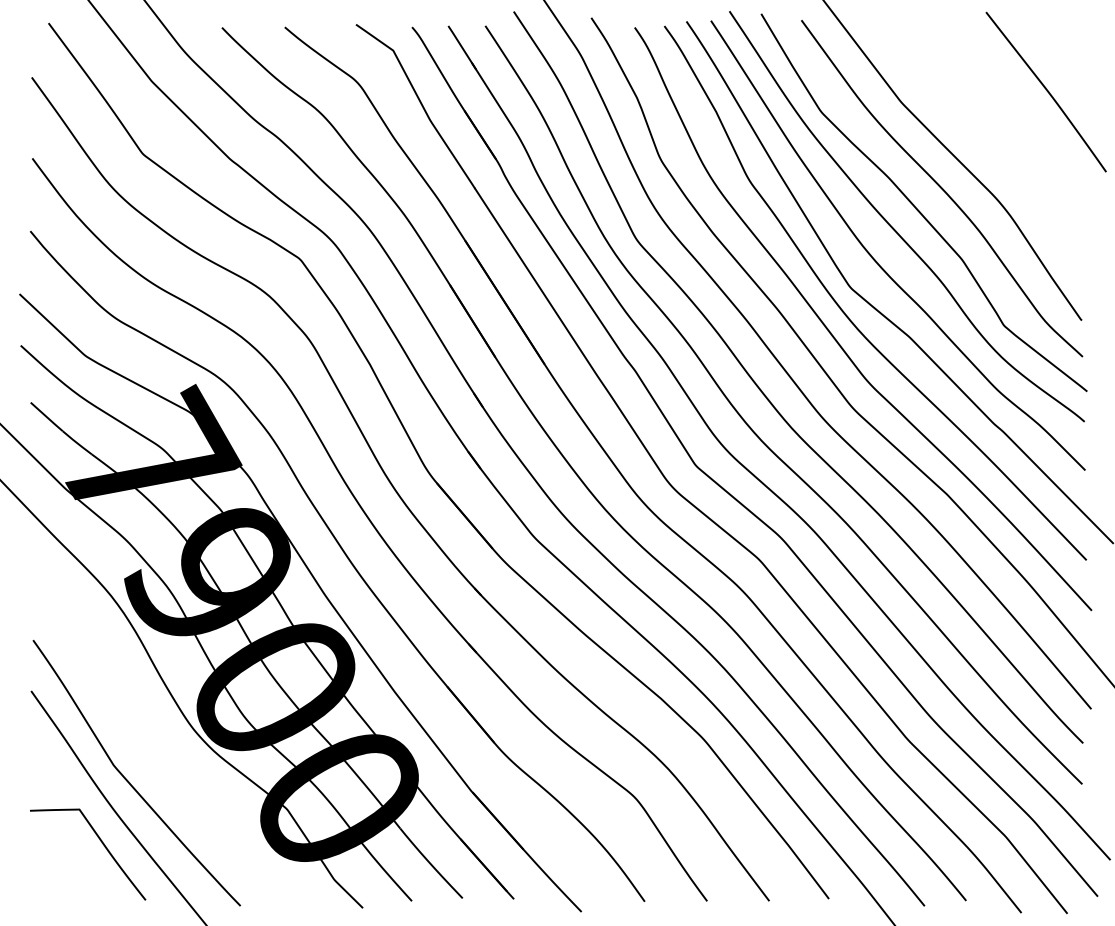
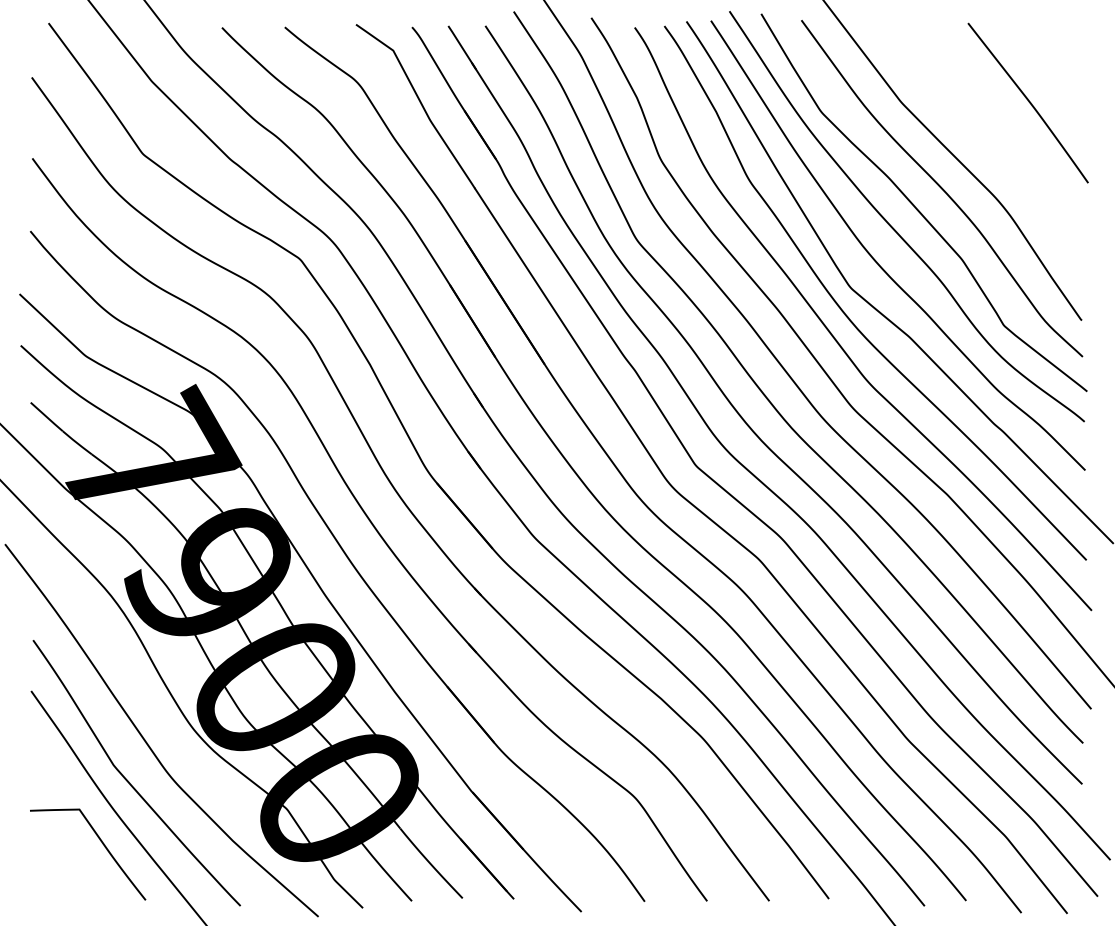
curve position: (1046, 91) -> (1028, 102) (1028, 102)
curve: none -> present (145, 739)
